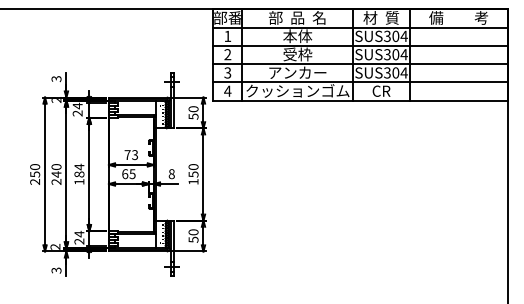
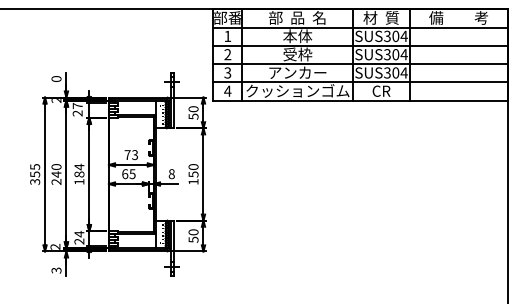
text: 3 -> 0 (56, 79)
text: 24 -> 27 (77, 105)
text: 250 -> 355 (35, 174)
